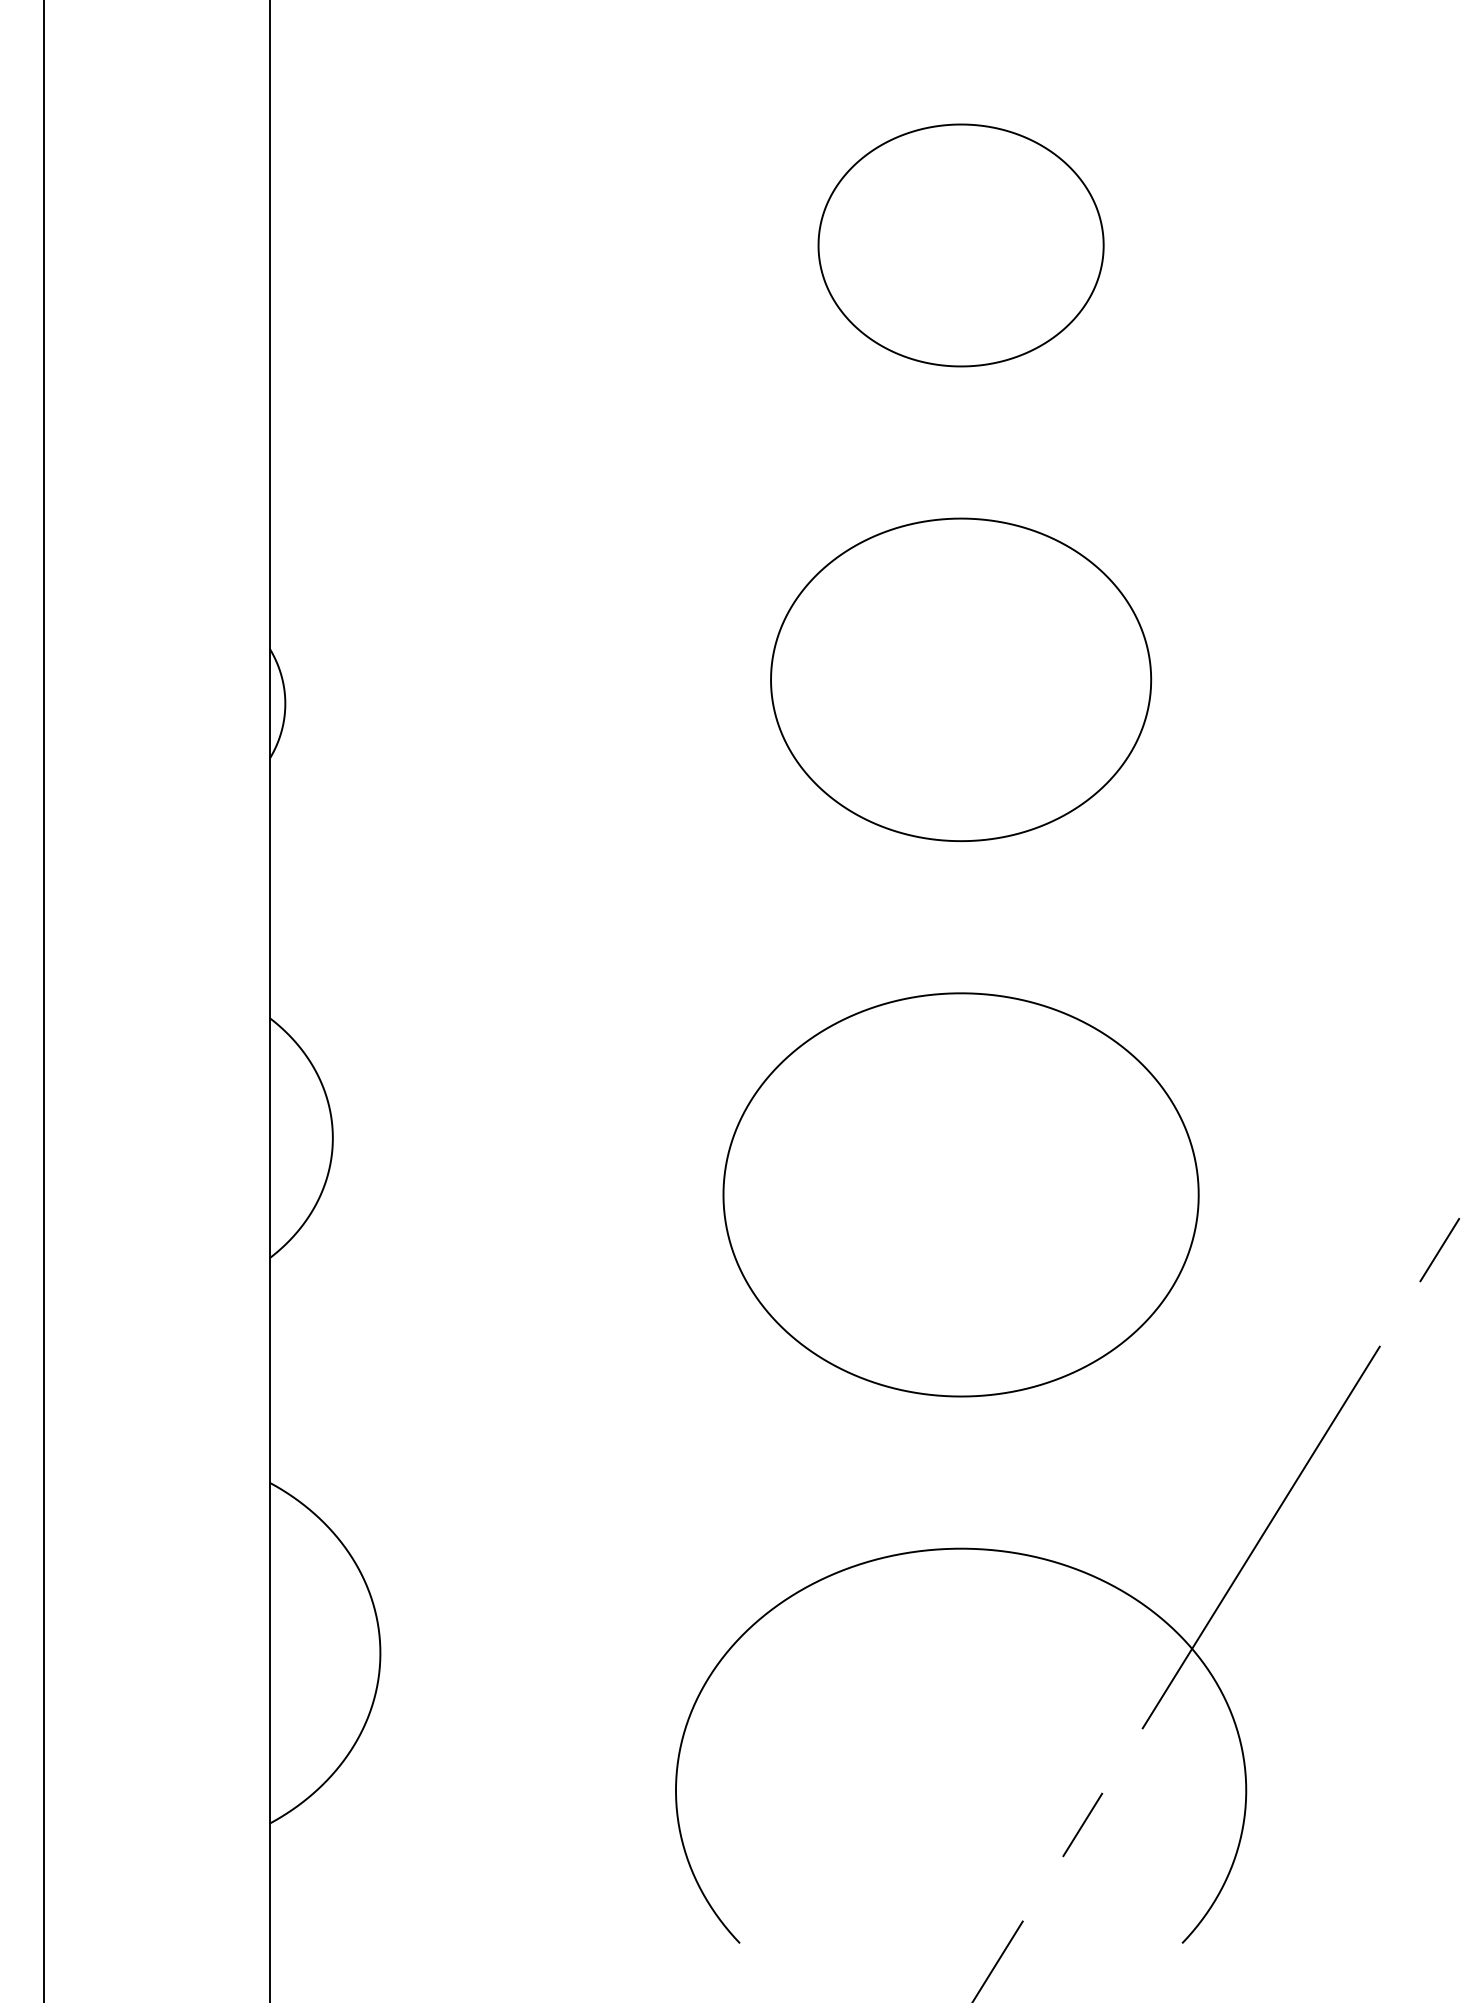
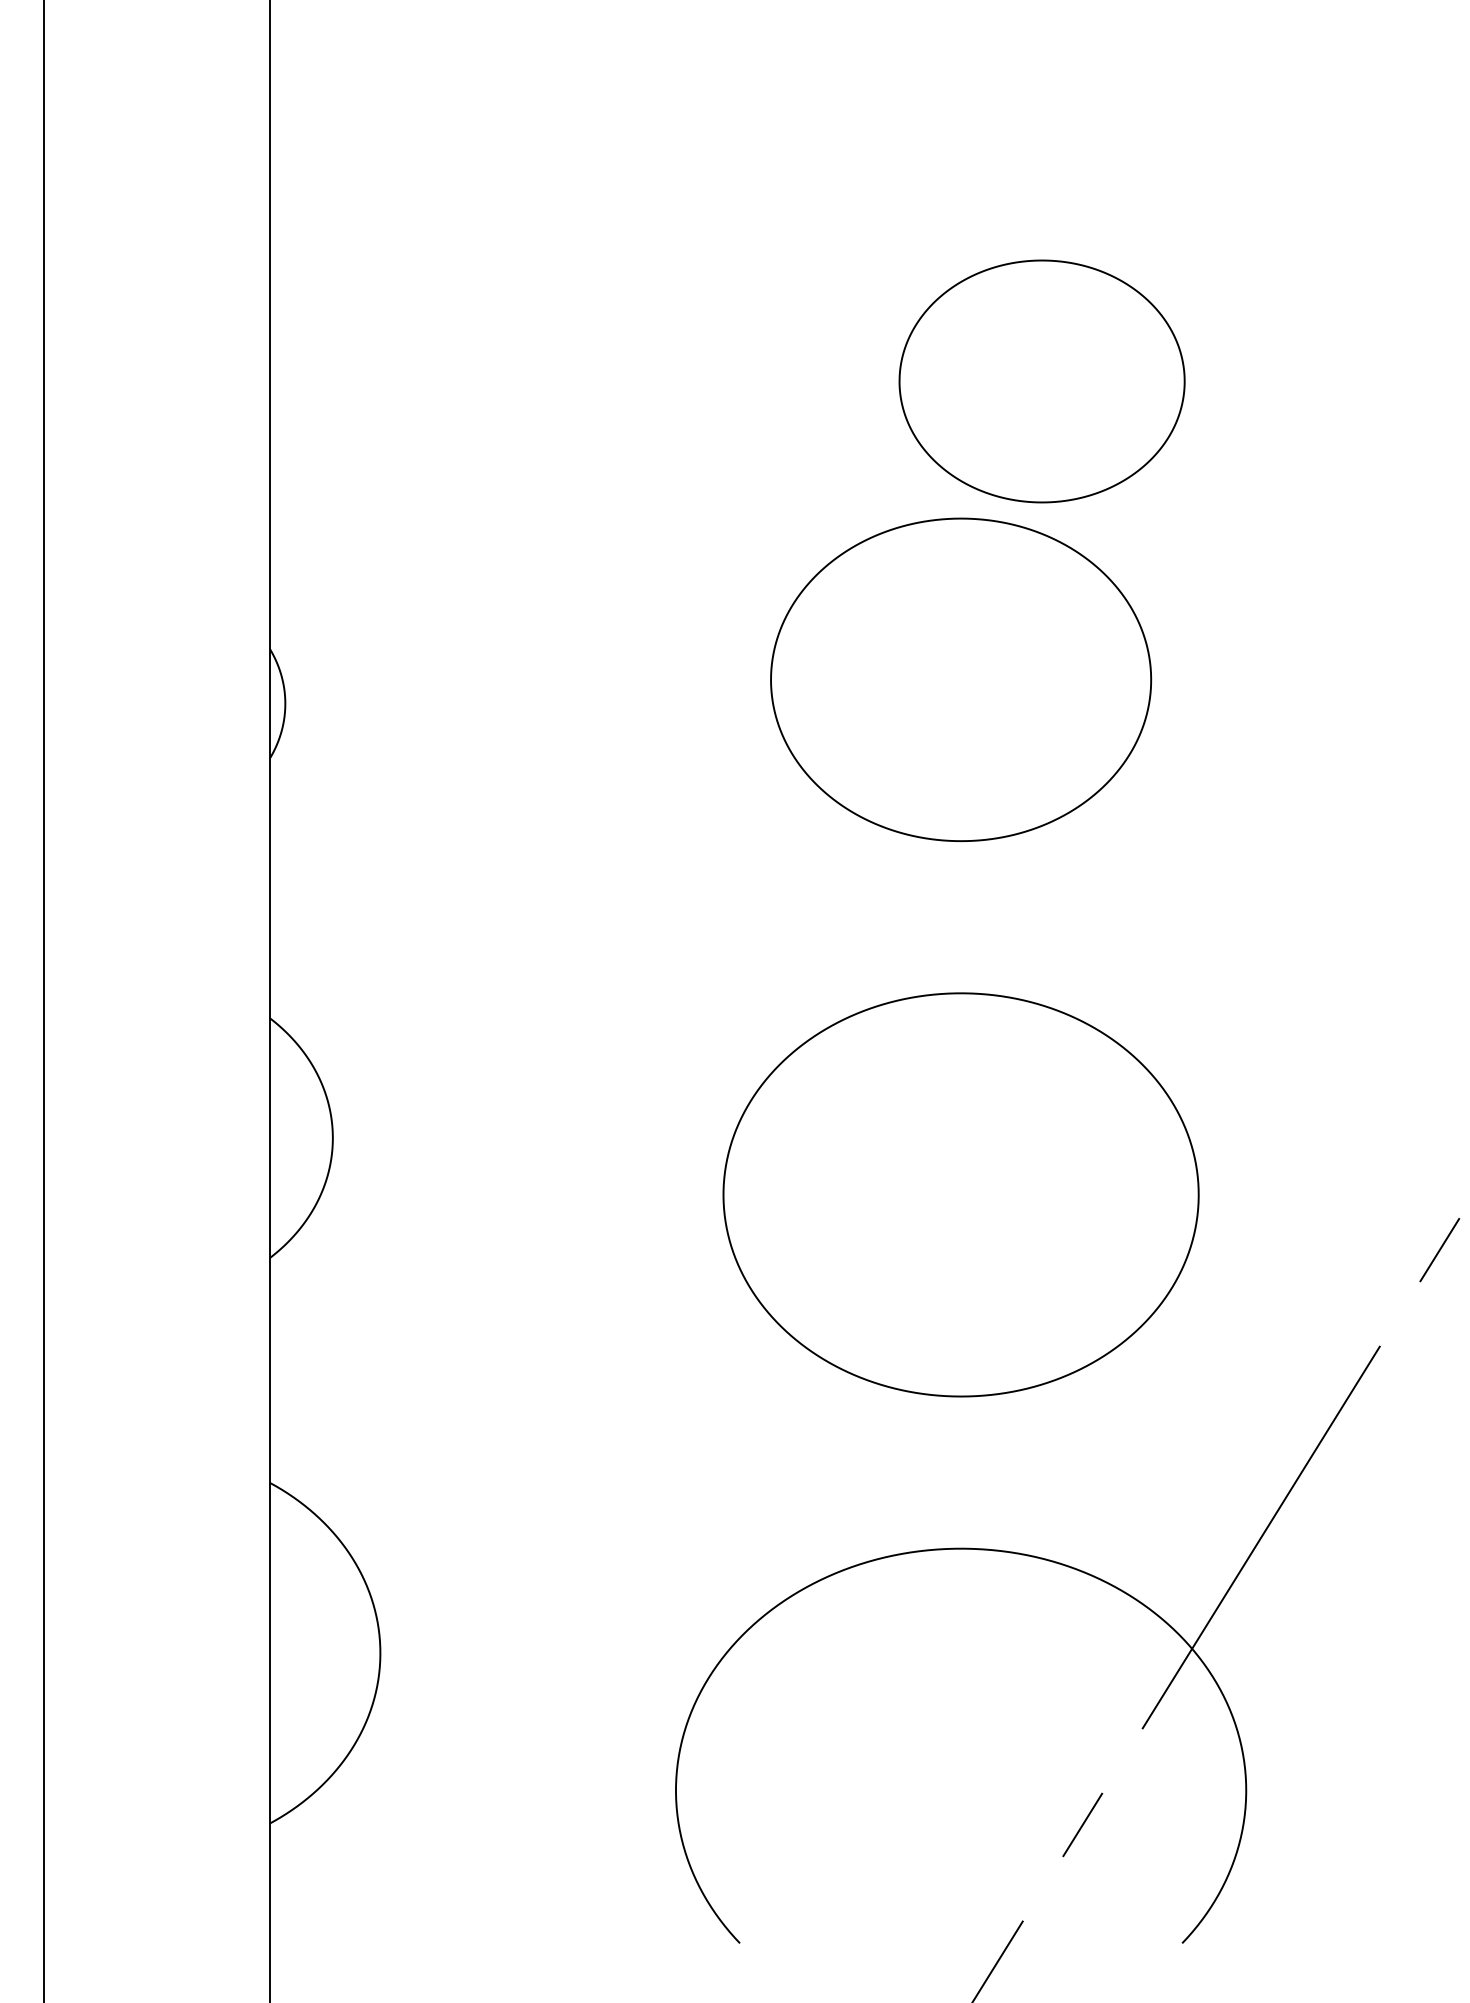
part position: (960, 245) -> (1041, 381) (1041, 381)
